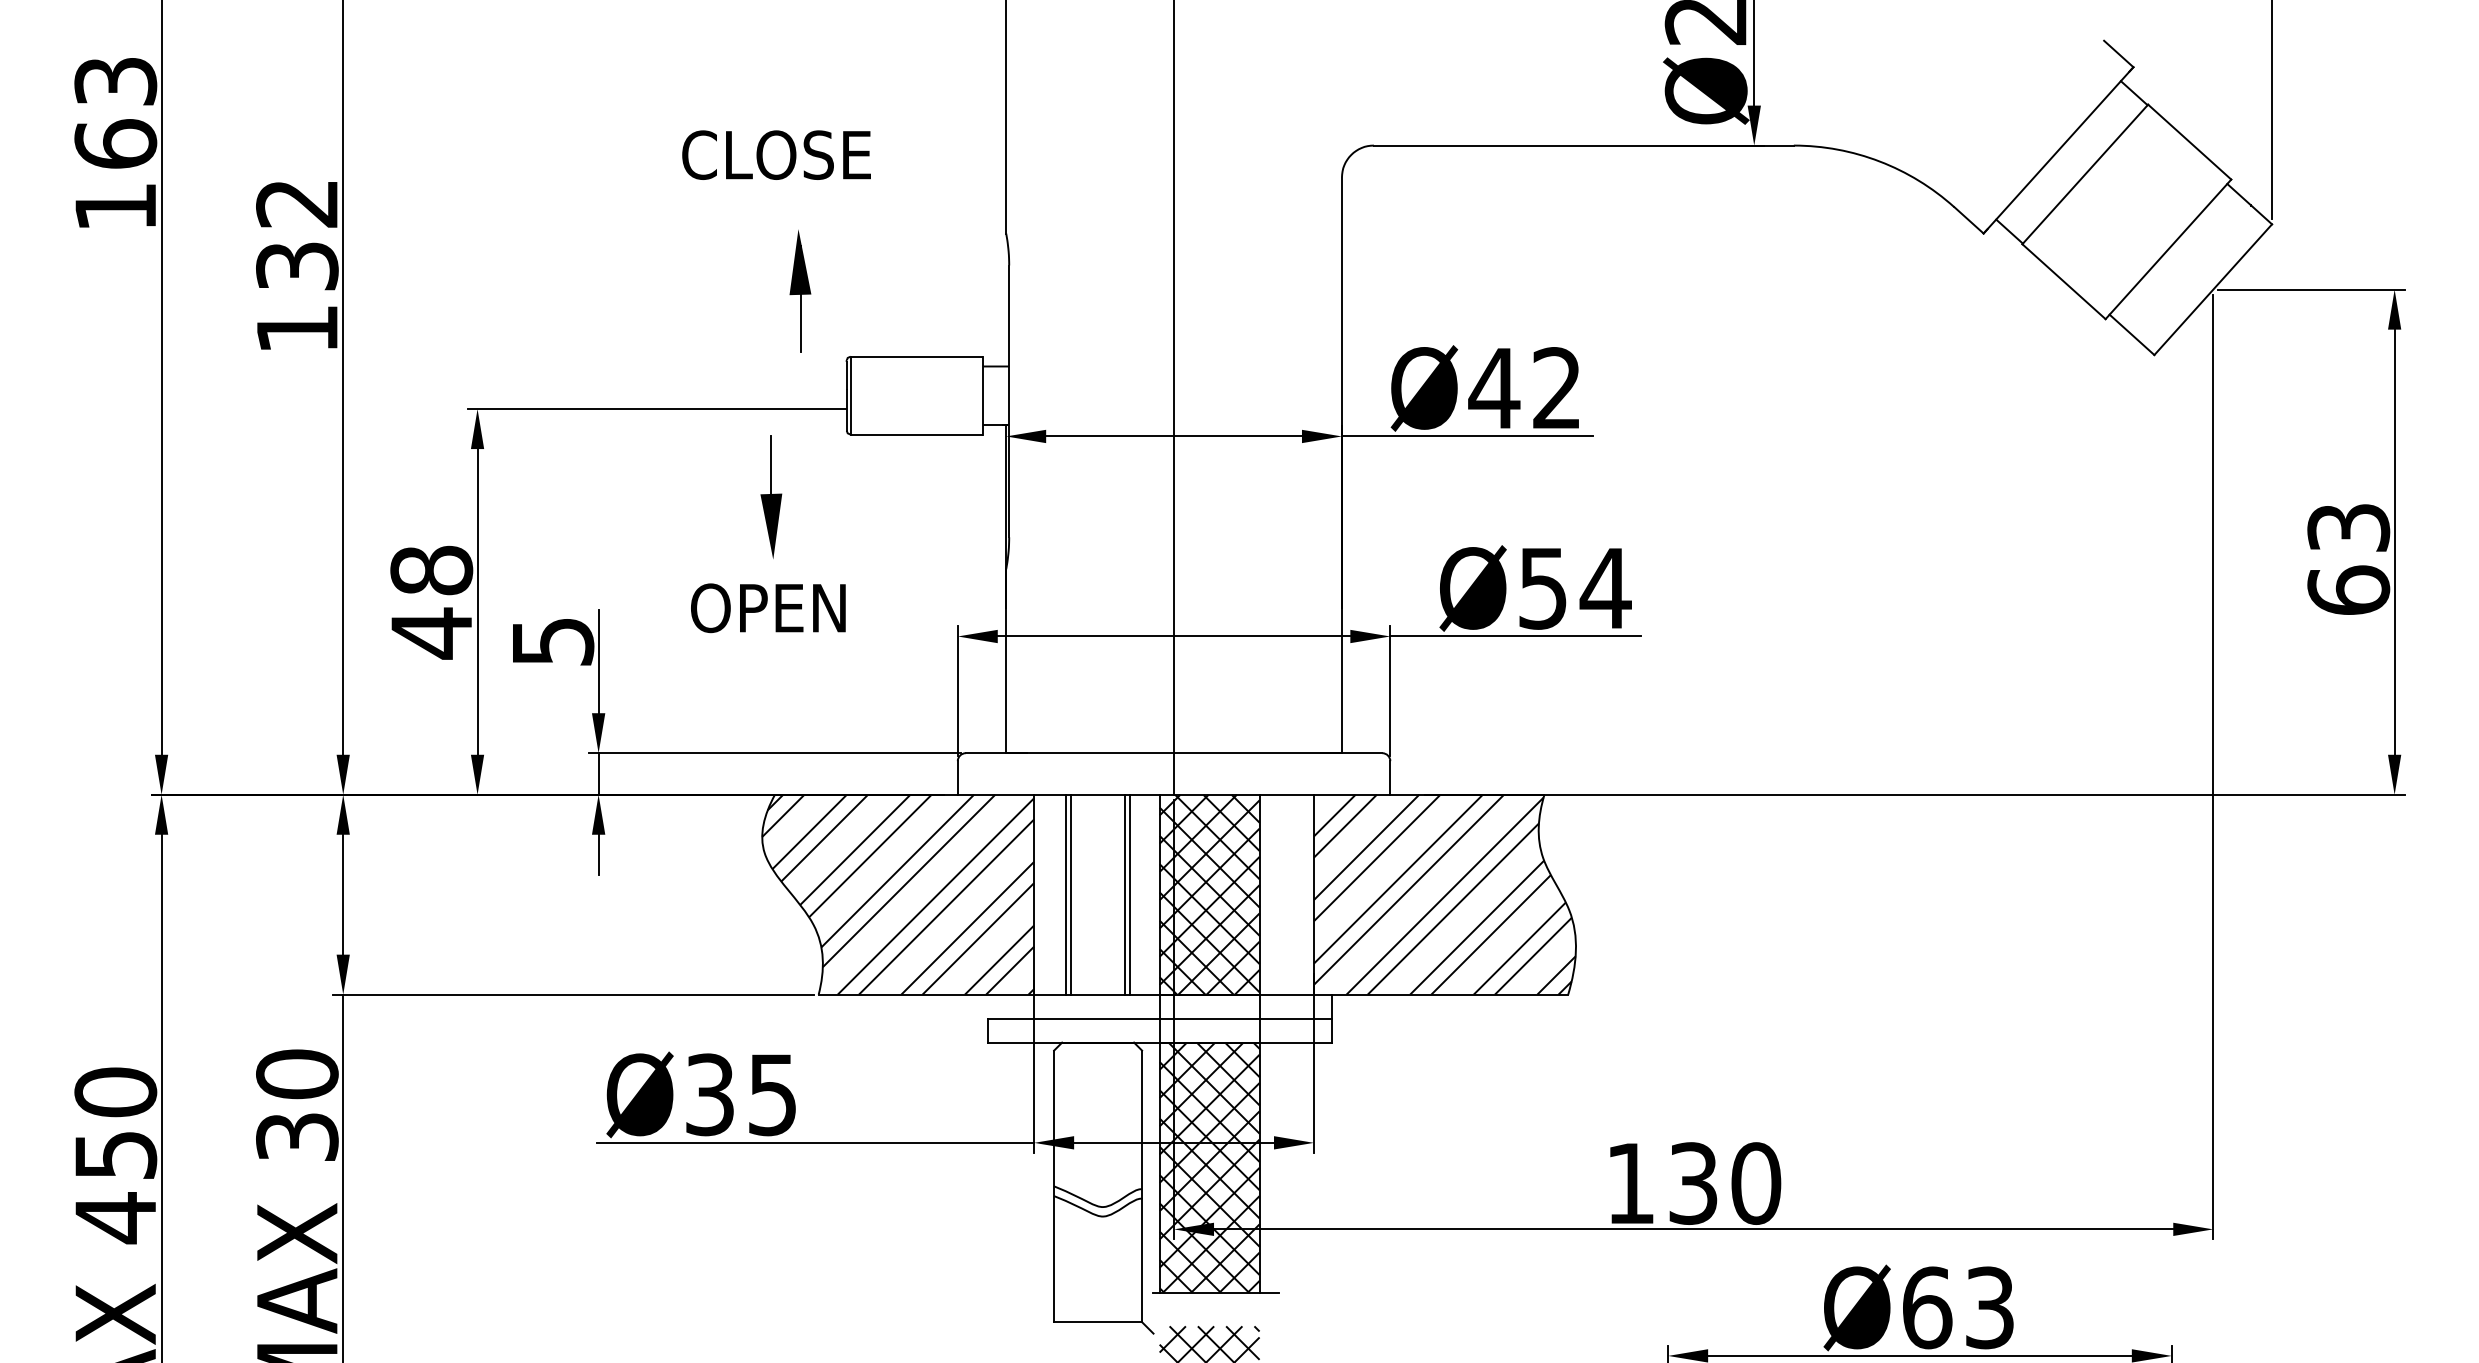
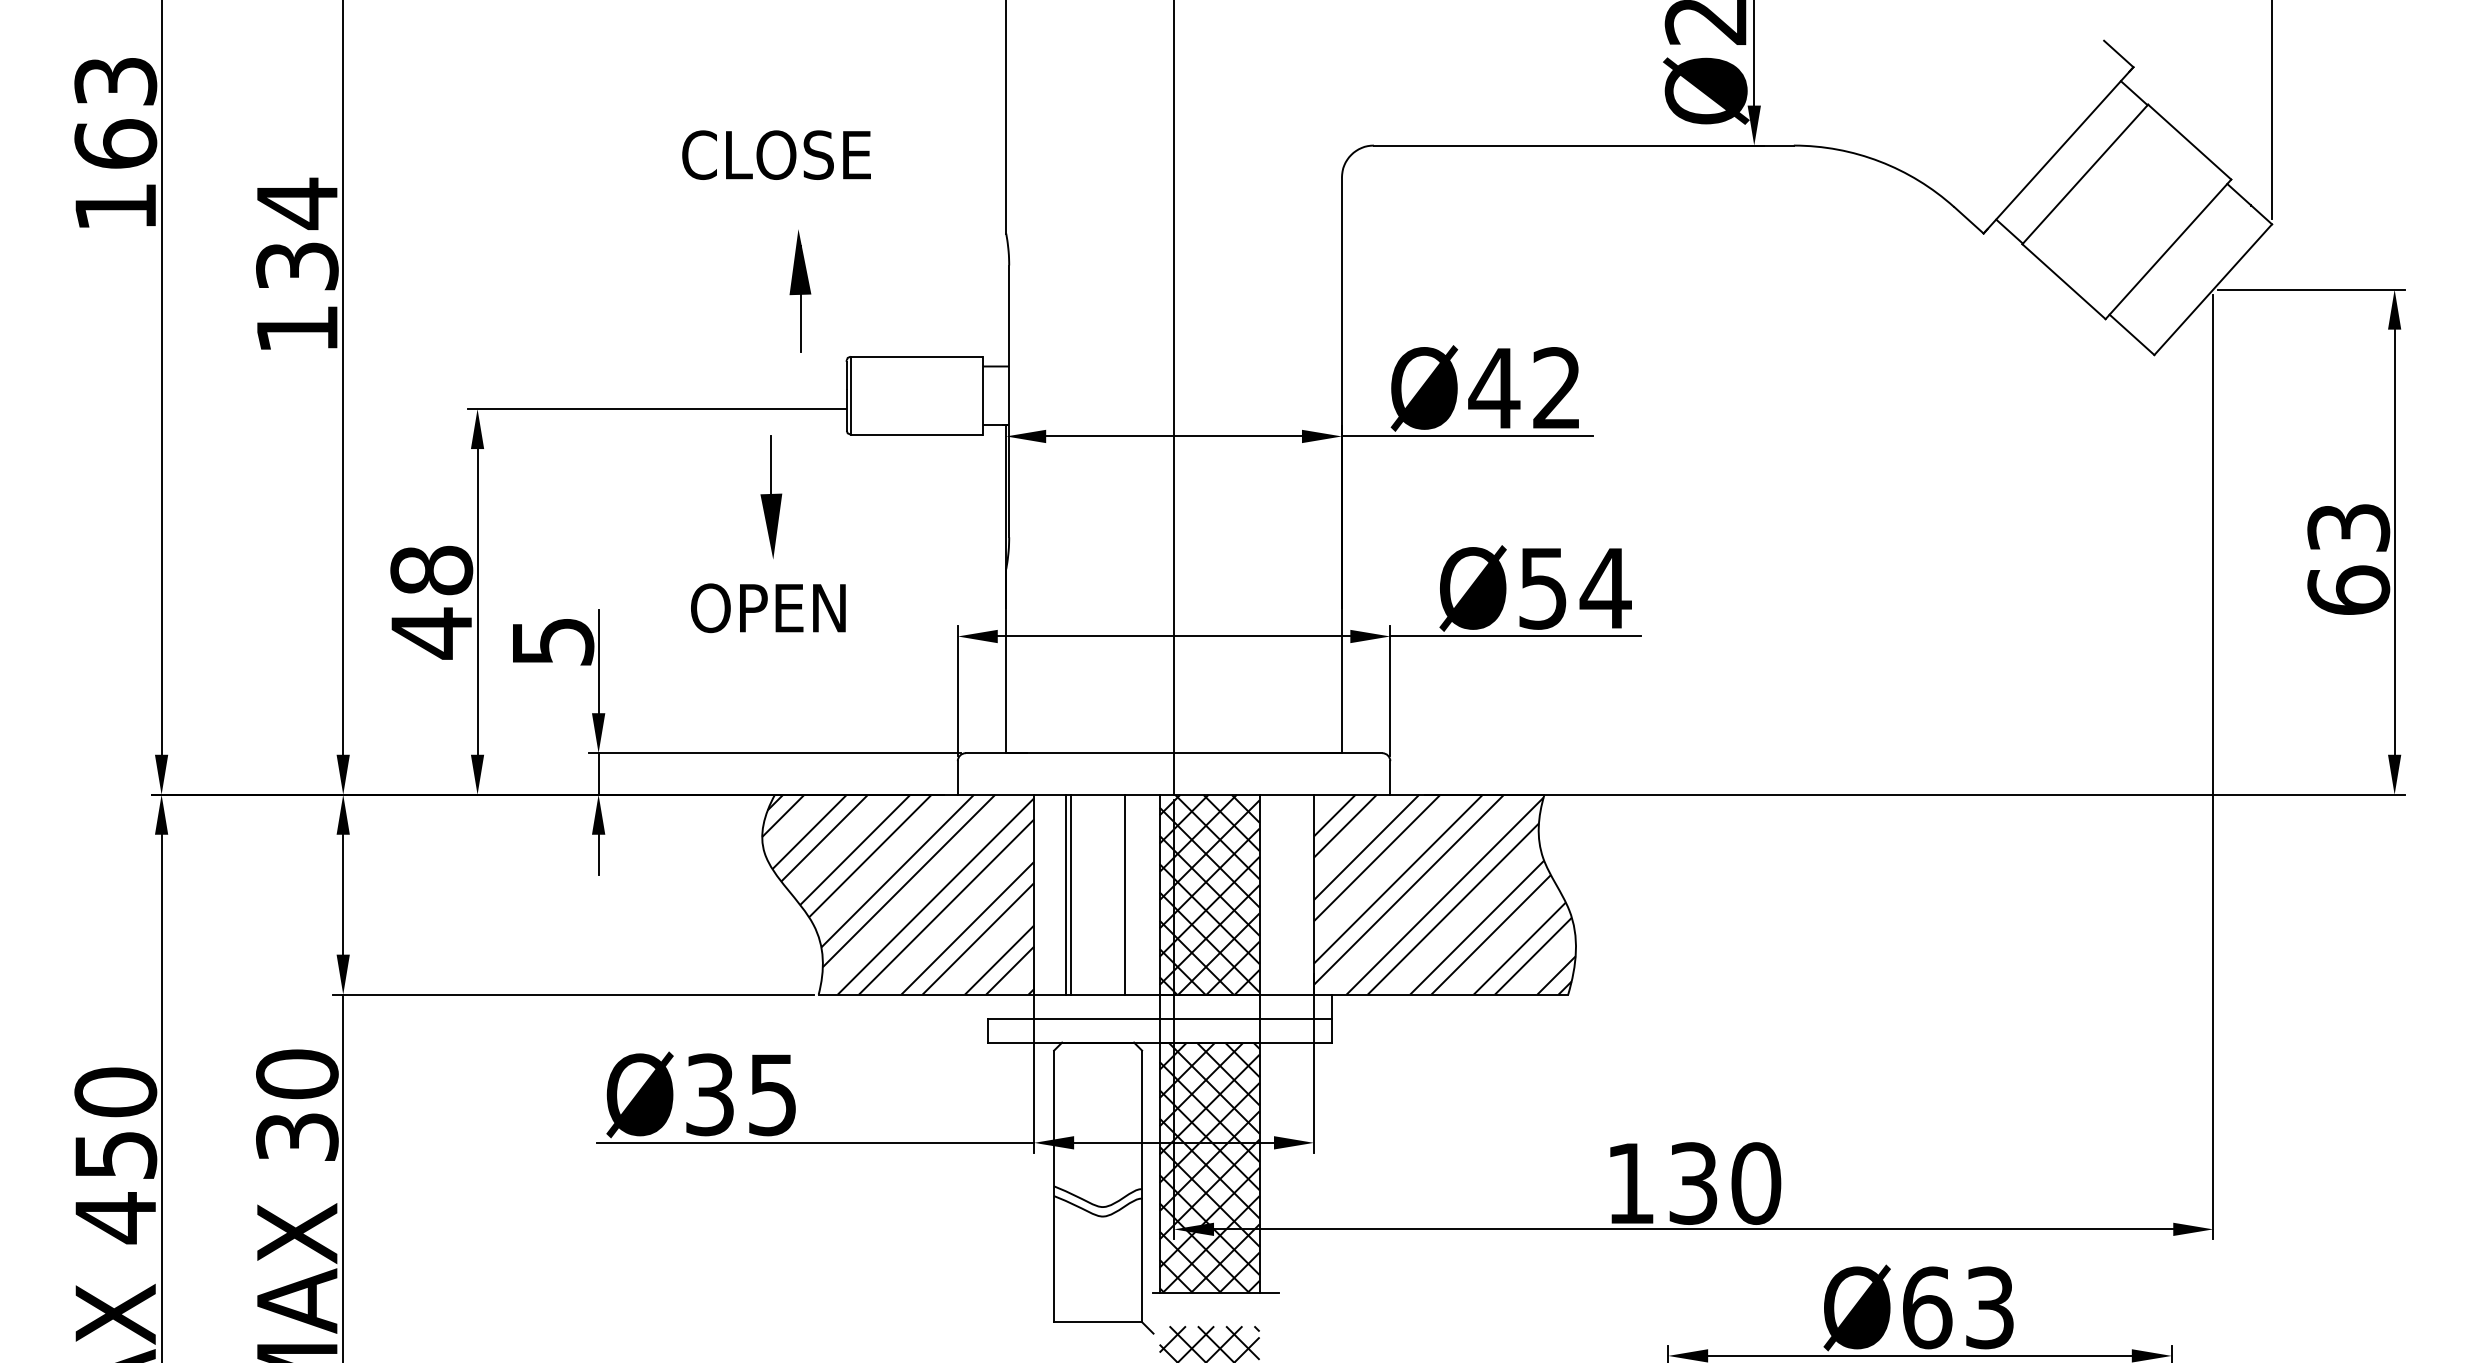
text: 132 -> 134 (296, 203)
line: present -> none (1130, 894)
